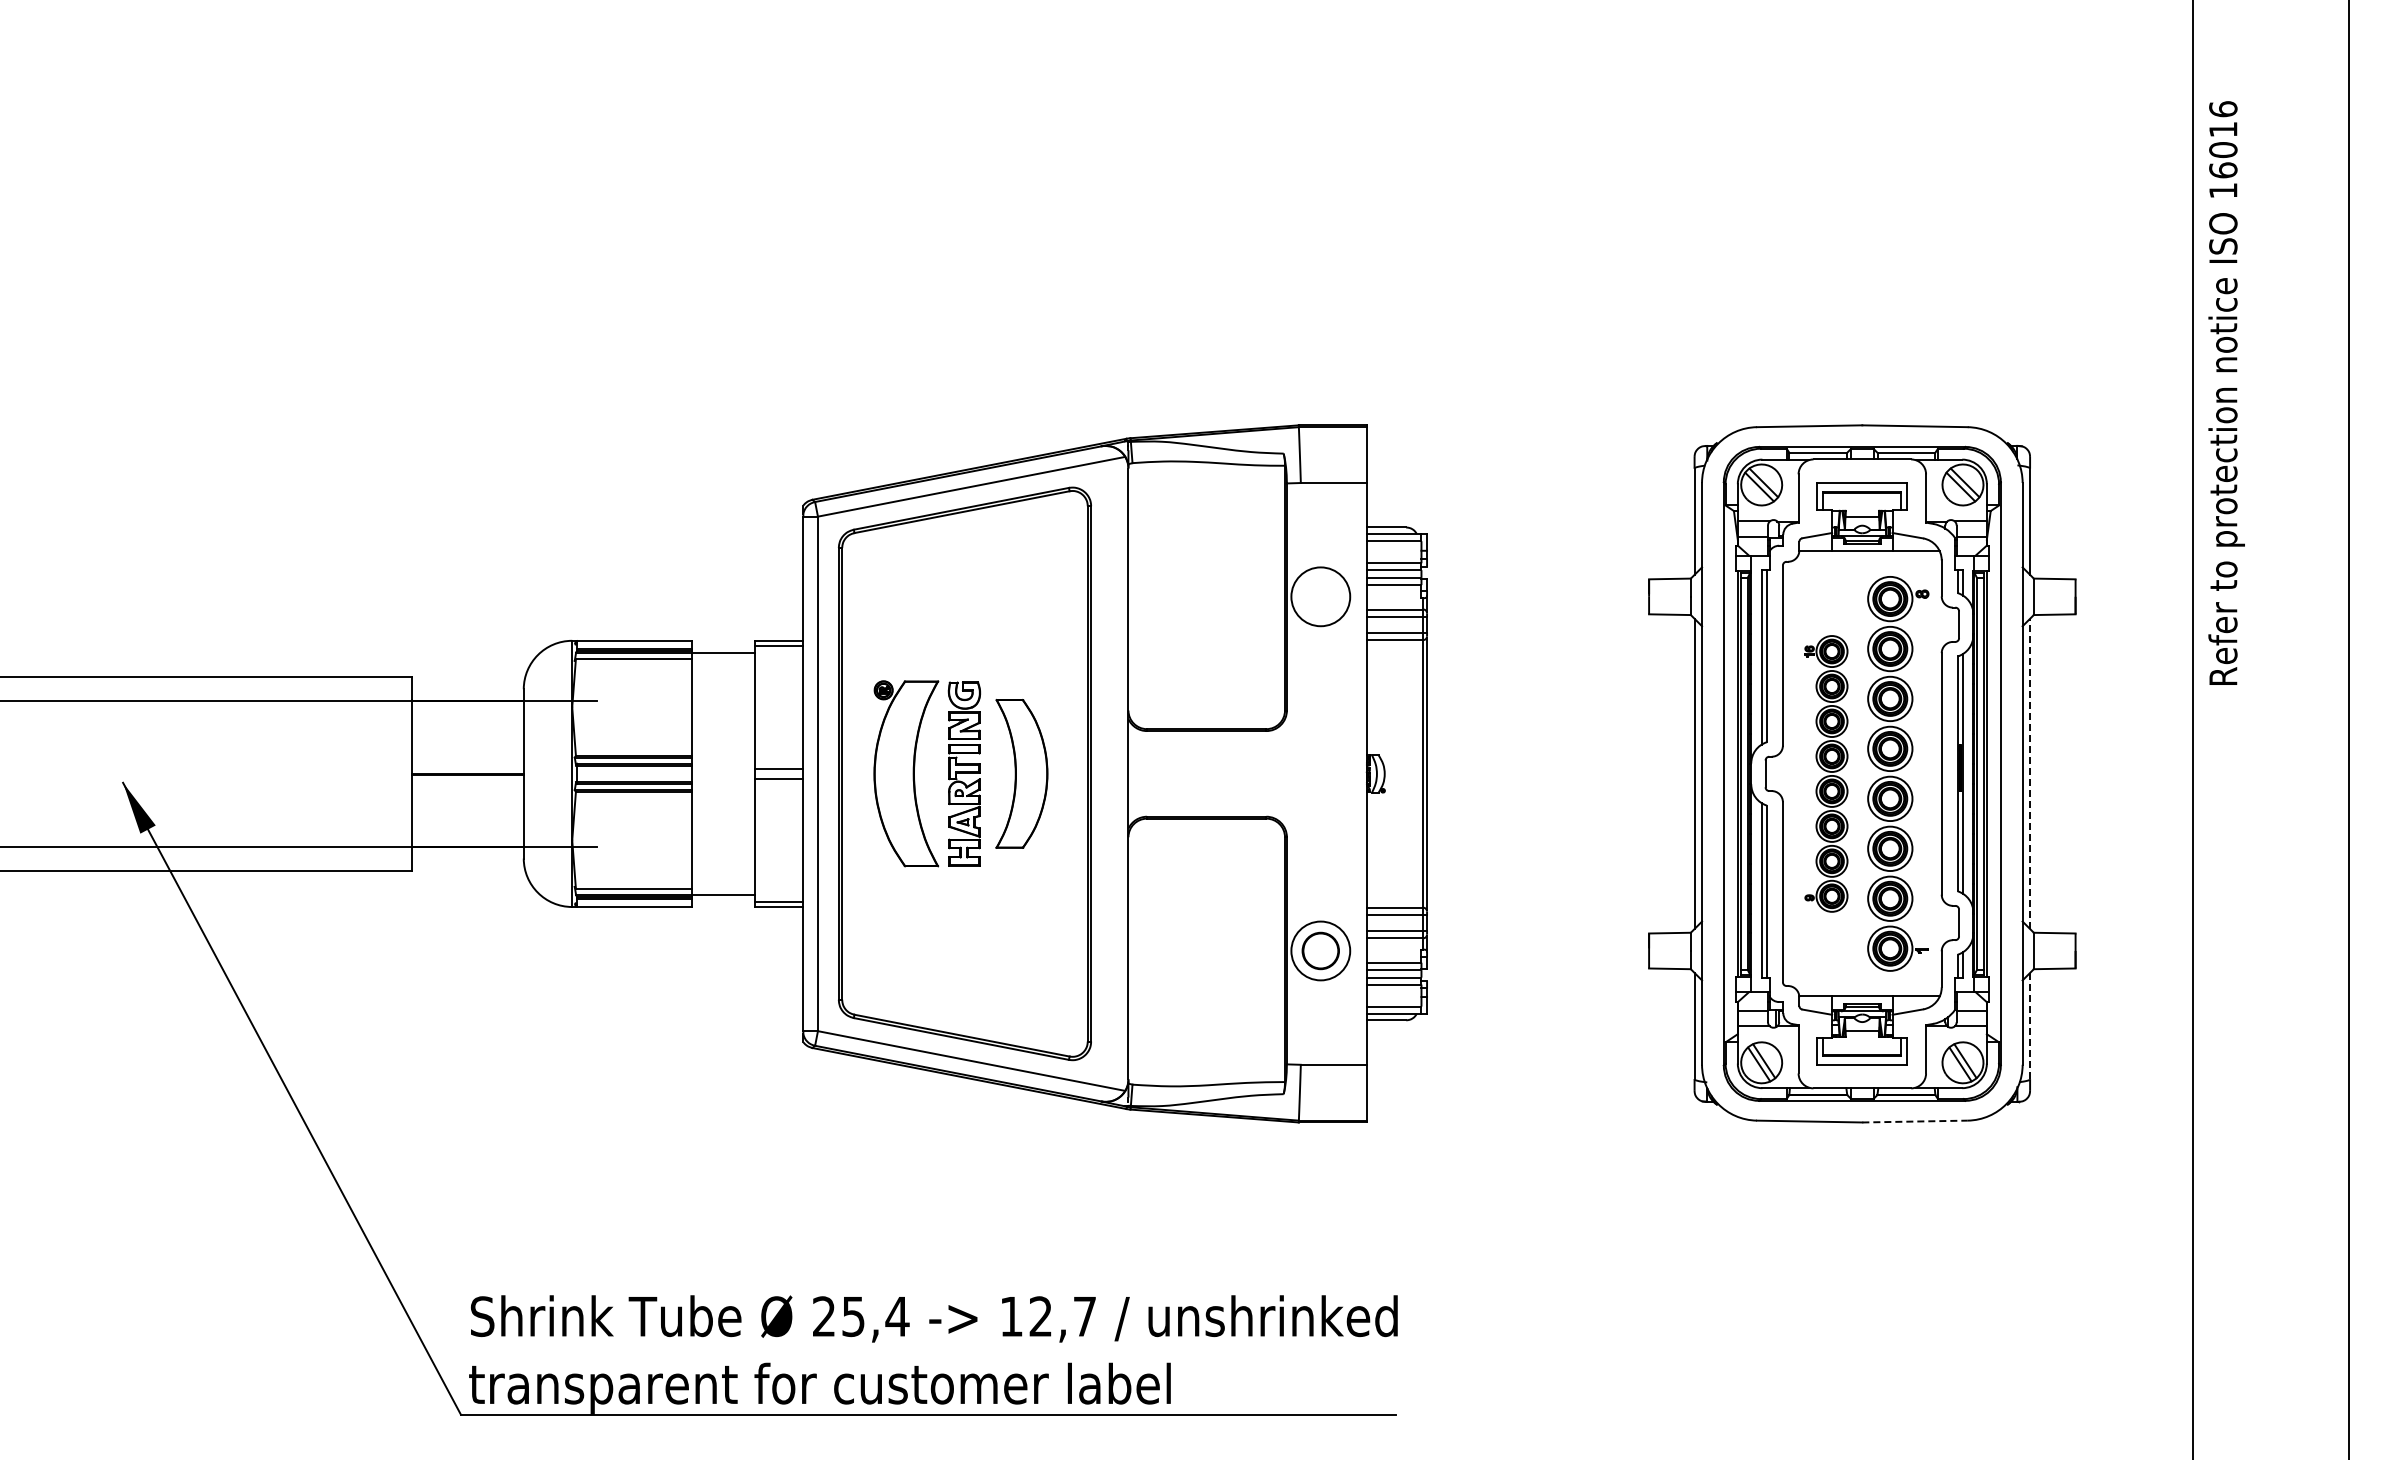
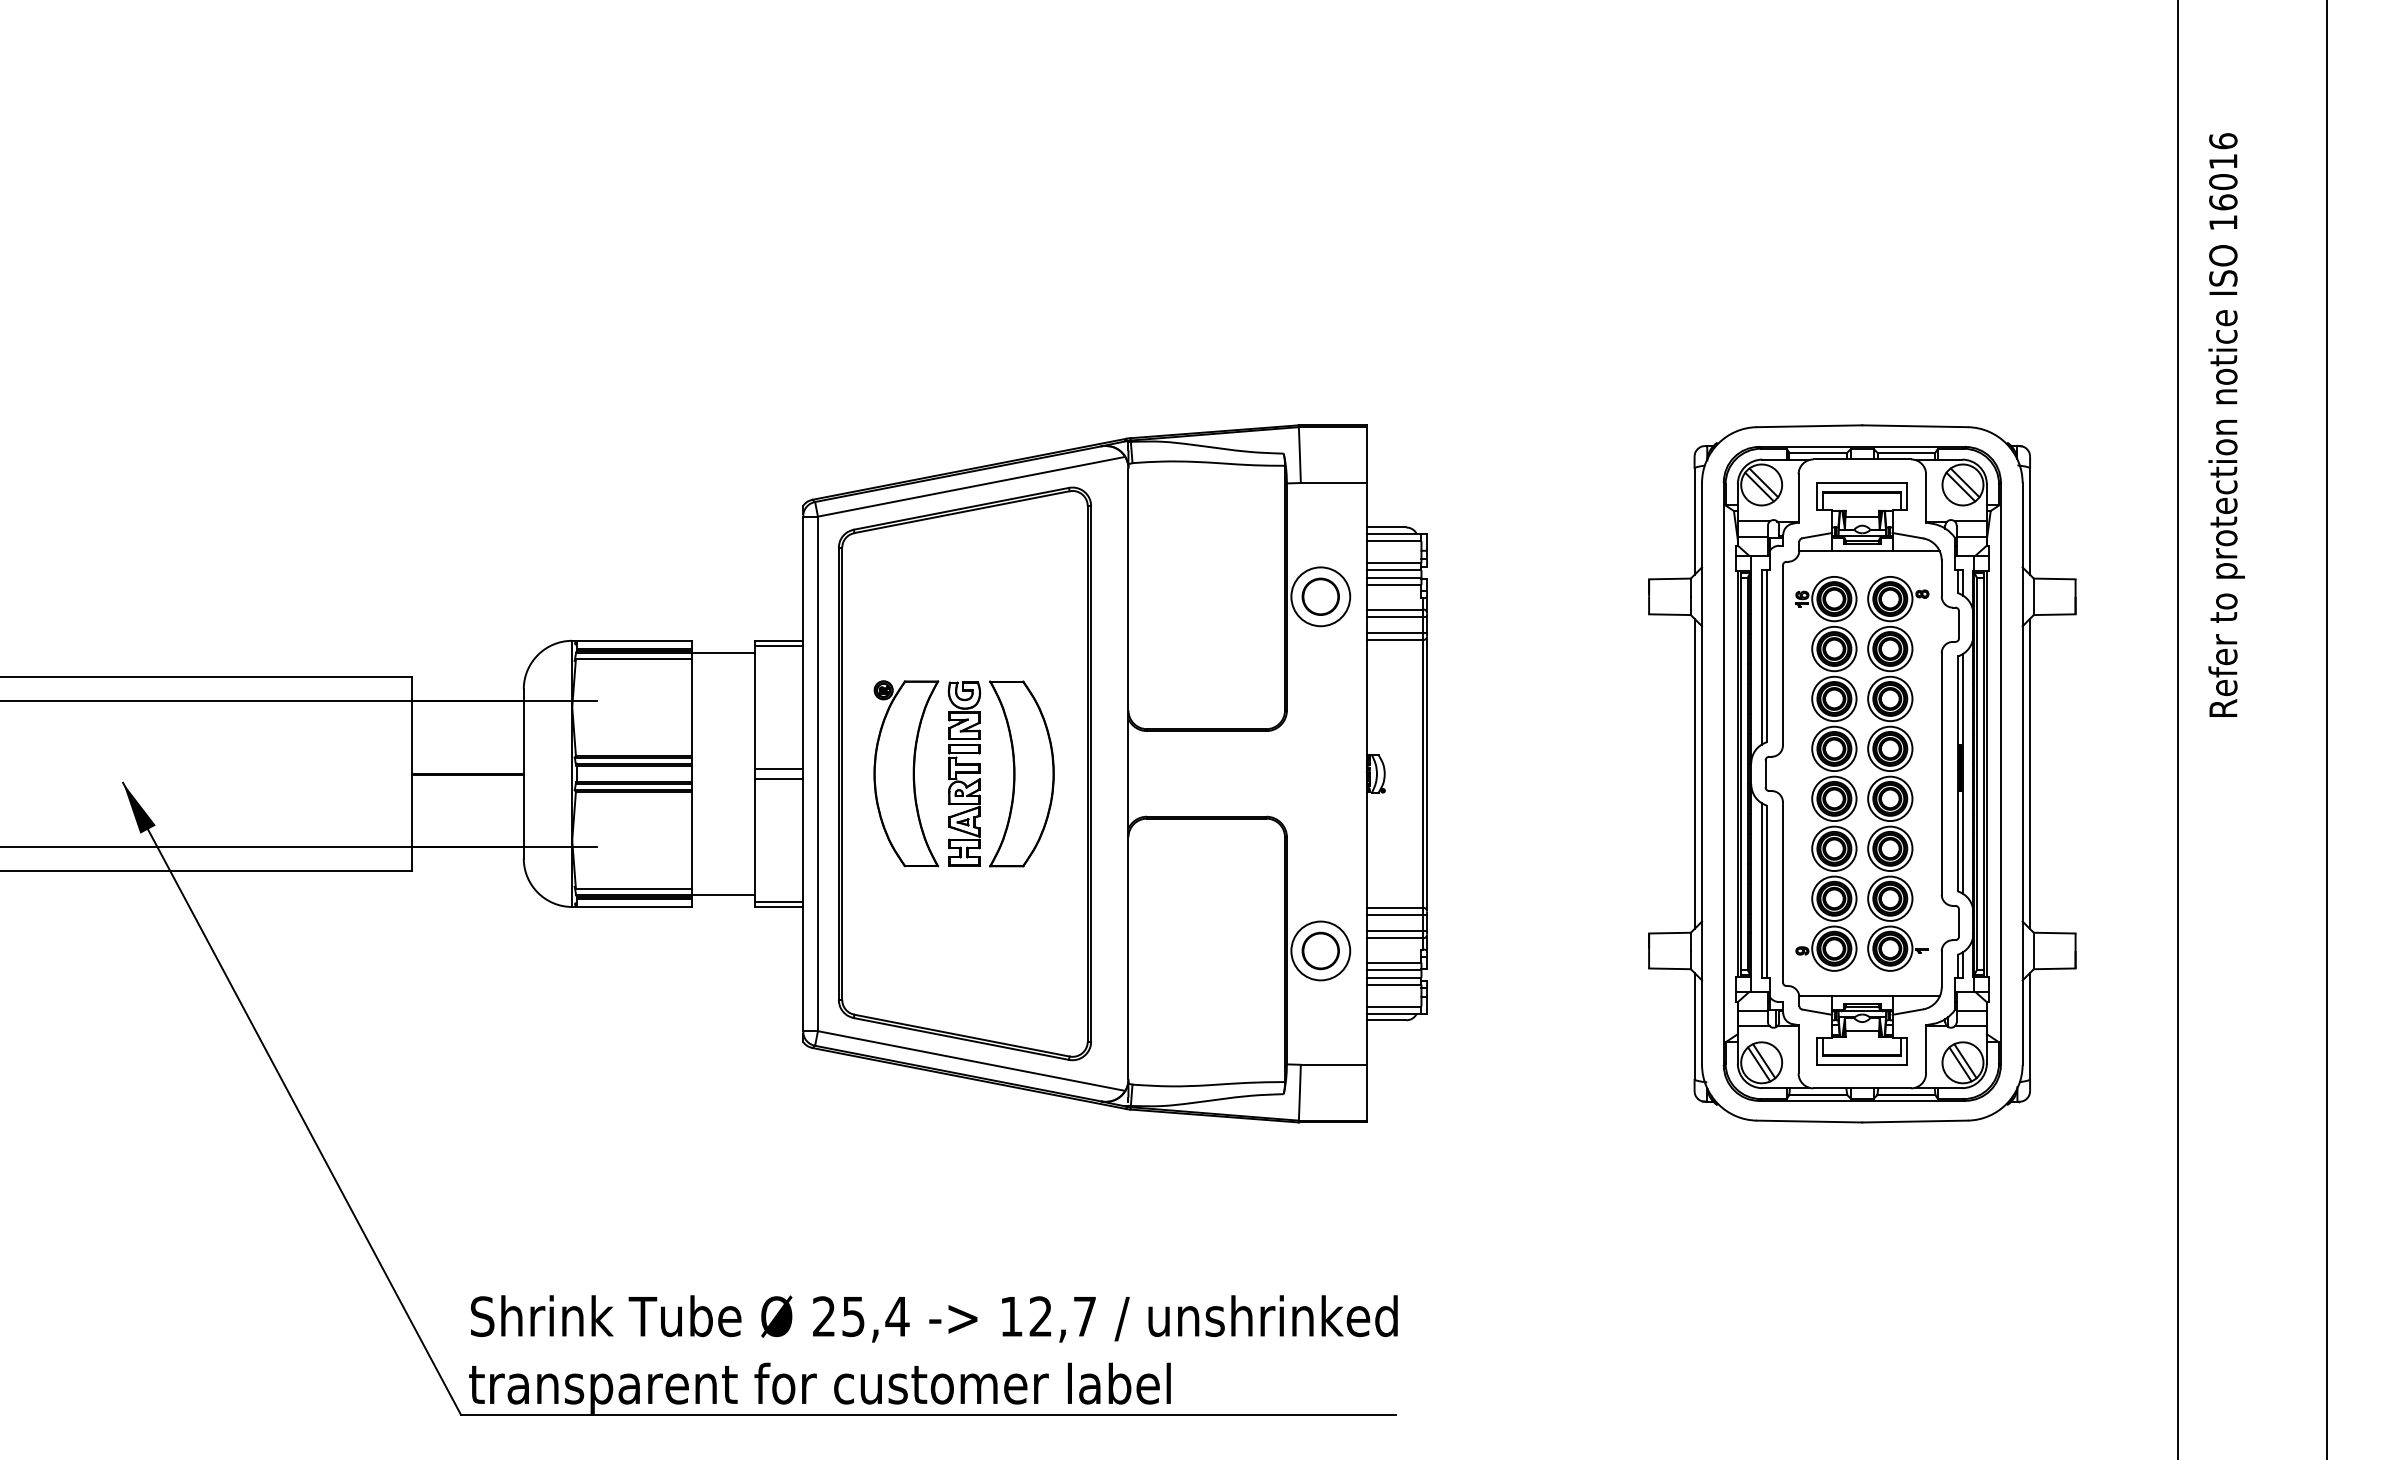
text position: (2226, 392) -> (2226, 424) (2226, 424)
circle: none -> present (1320, 596)
line position: (2192, 729) -> (2177, 729) (2177, 729)
line position: (2349, 729) -> (2327, 729) (2327, 729)
part size: 54x150 px -> 66x188 px (1021, 773)
part size: 45x278 px -> 63x396 px (1826, 773)
line: dashed -> solid (2030, 773)
line: dashed -> solid (2030, 1025)
line: dashed -> solid (1915, 1121)
